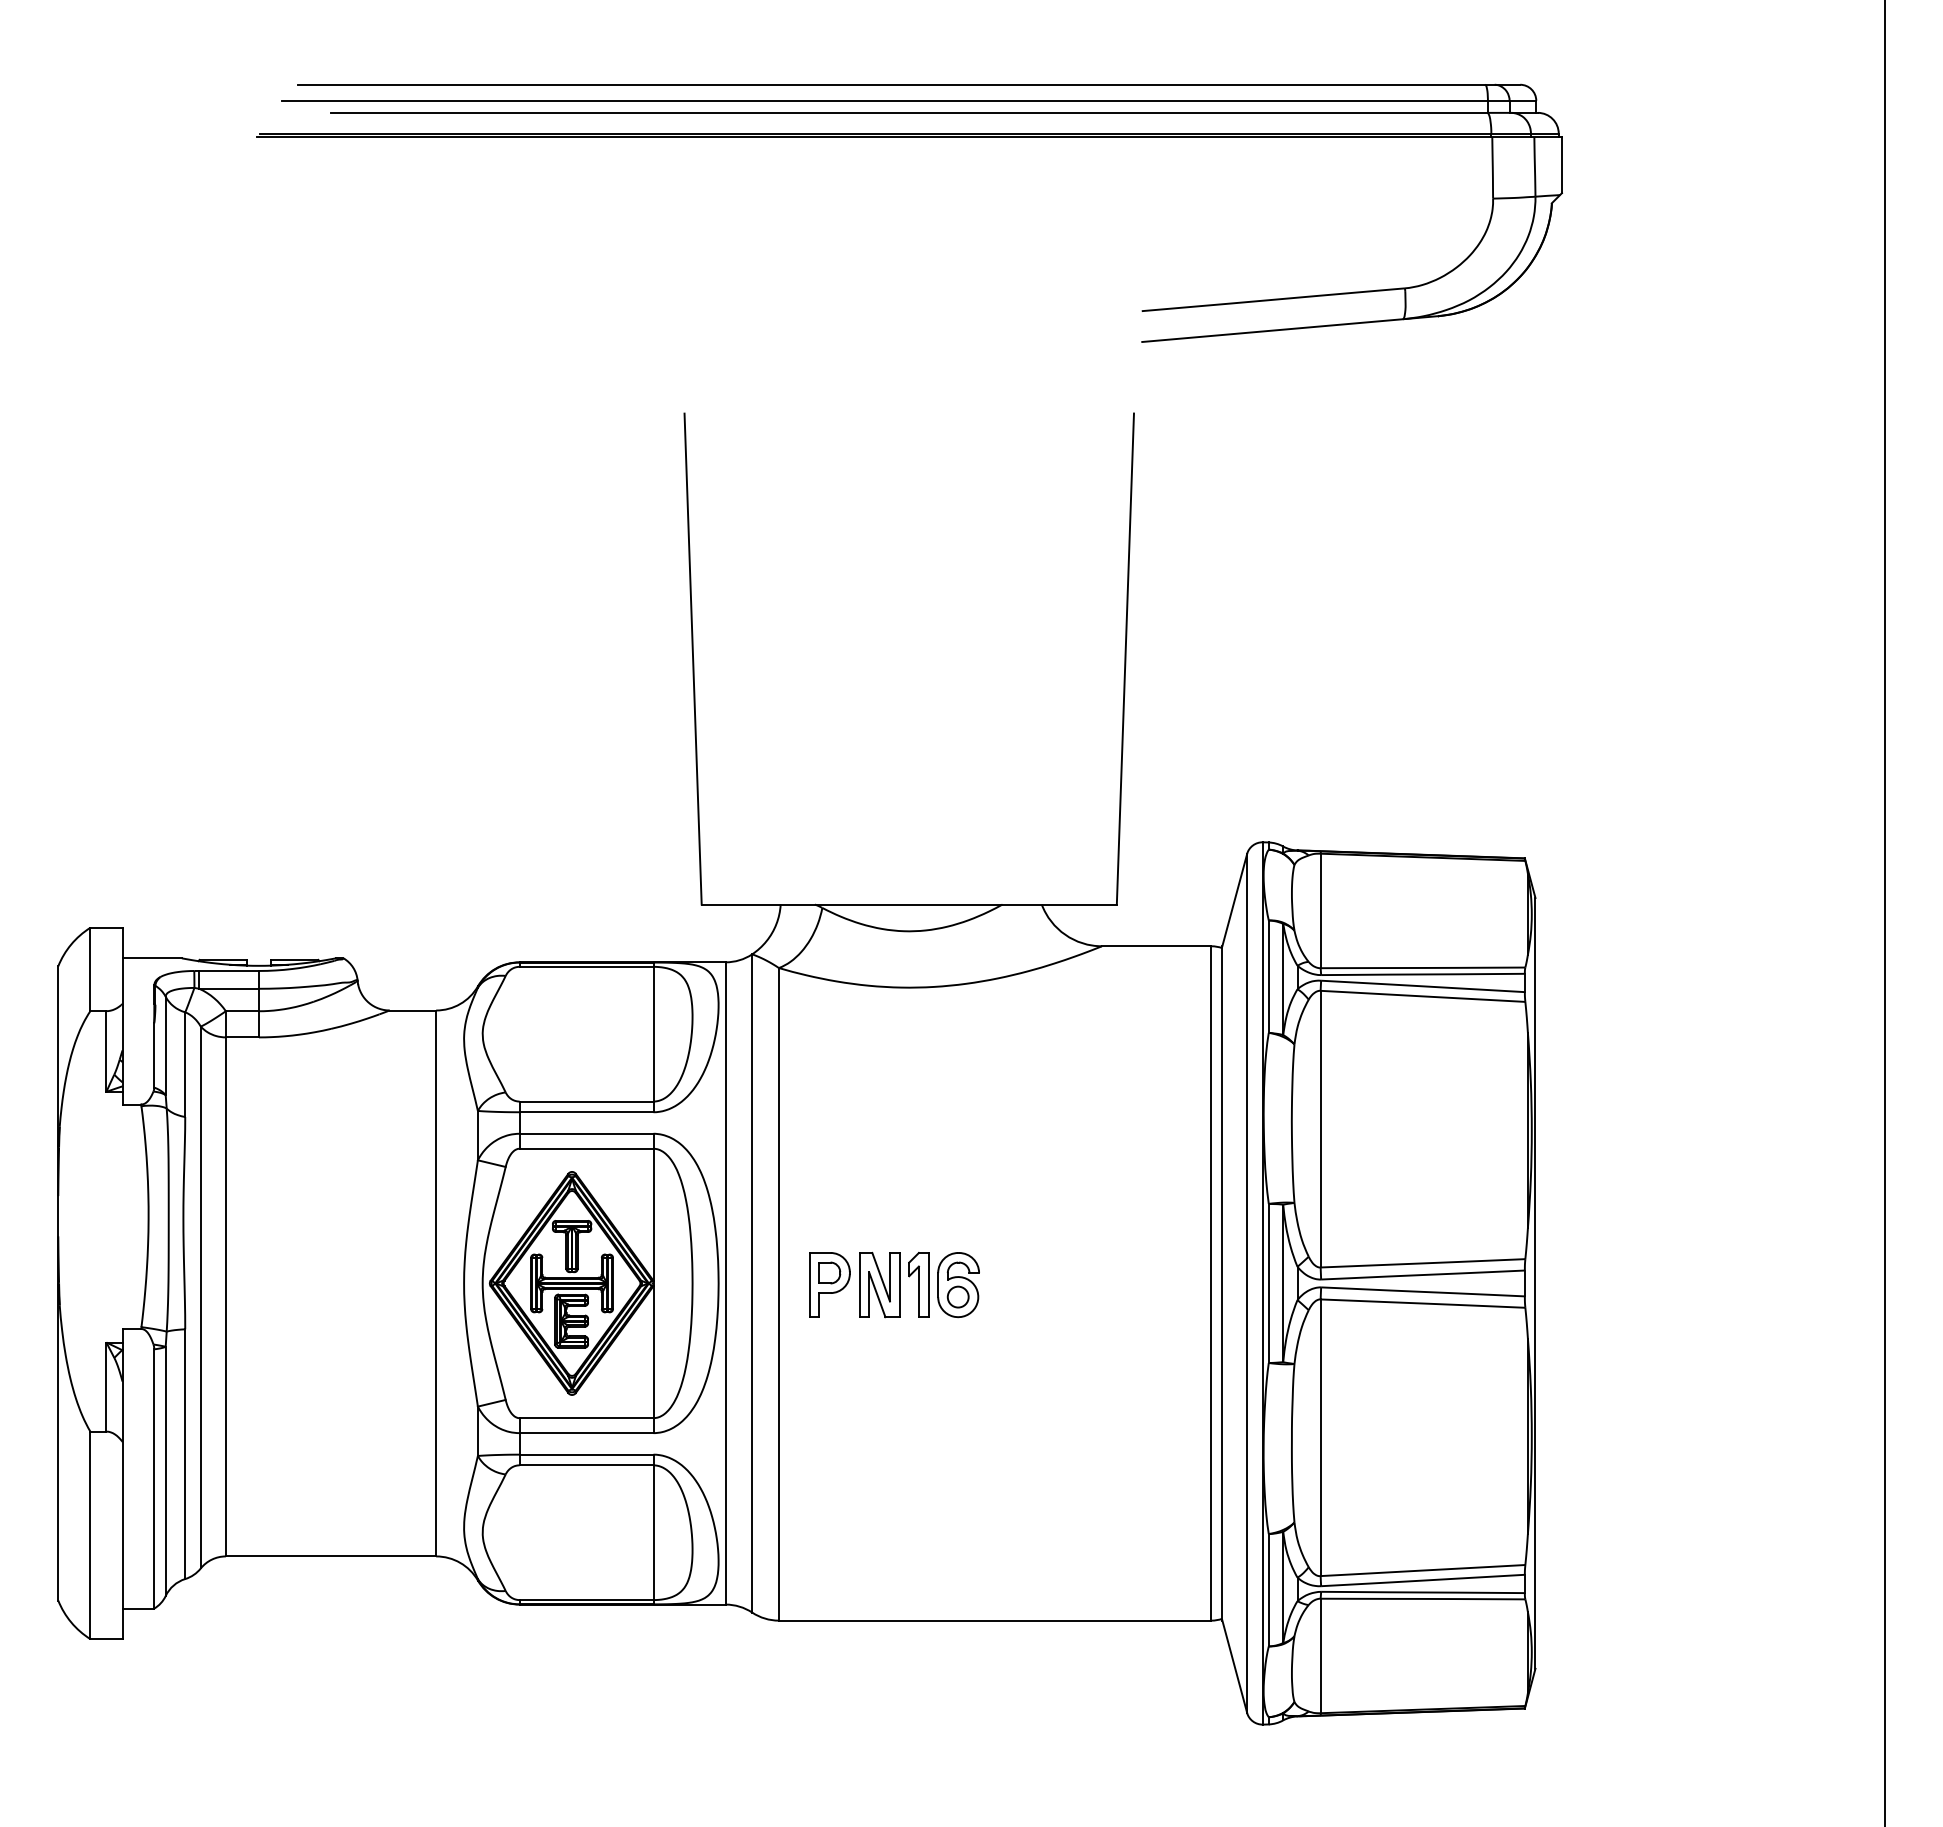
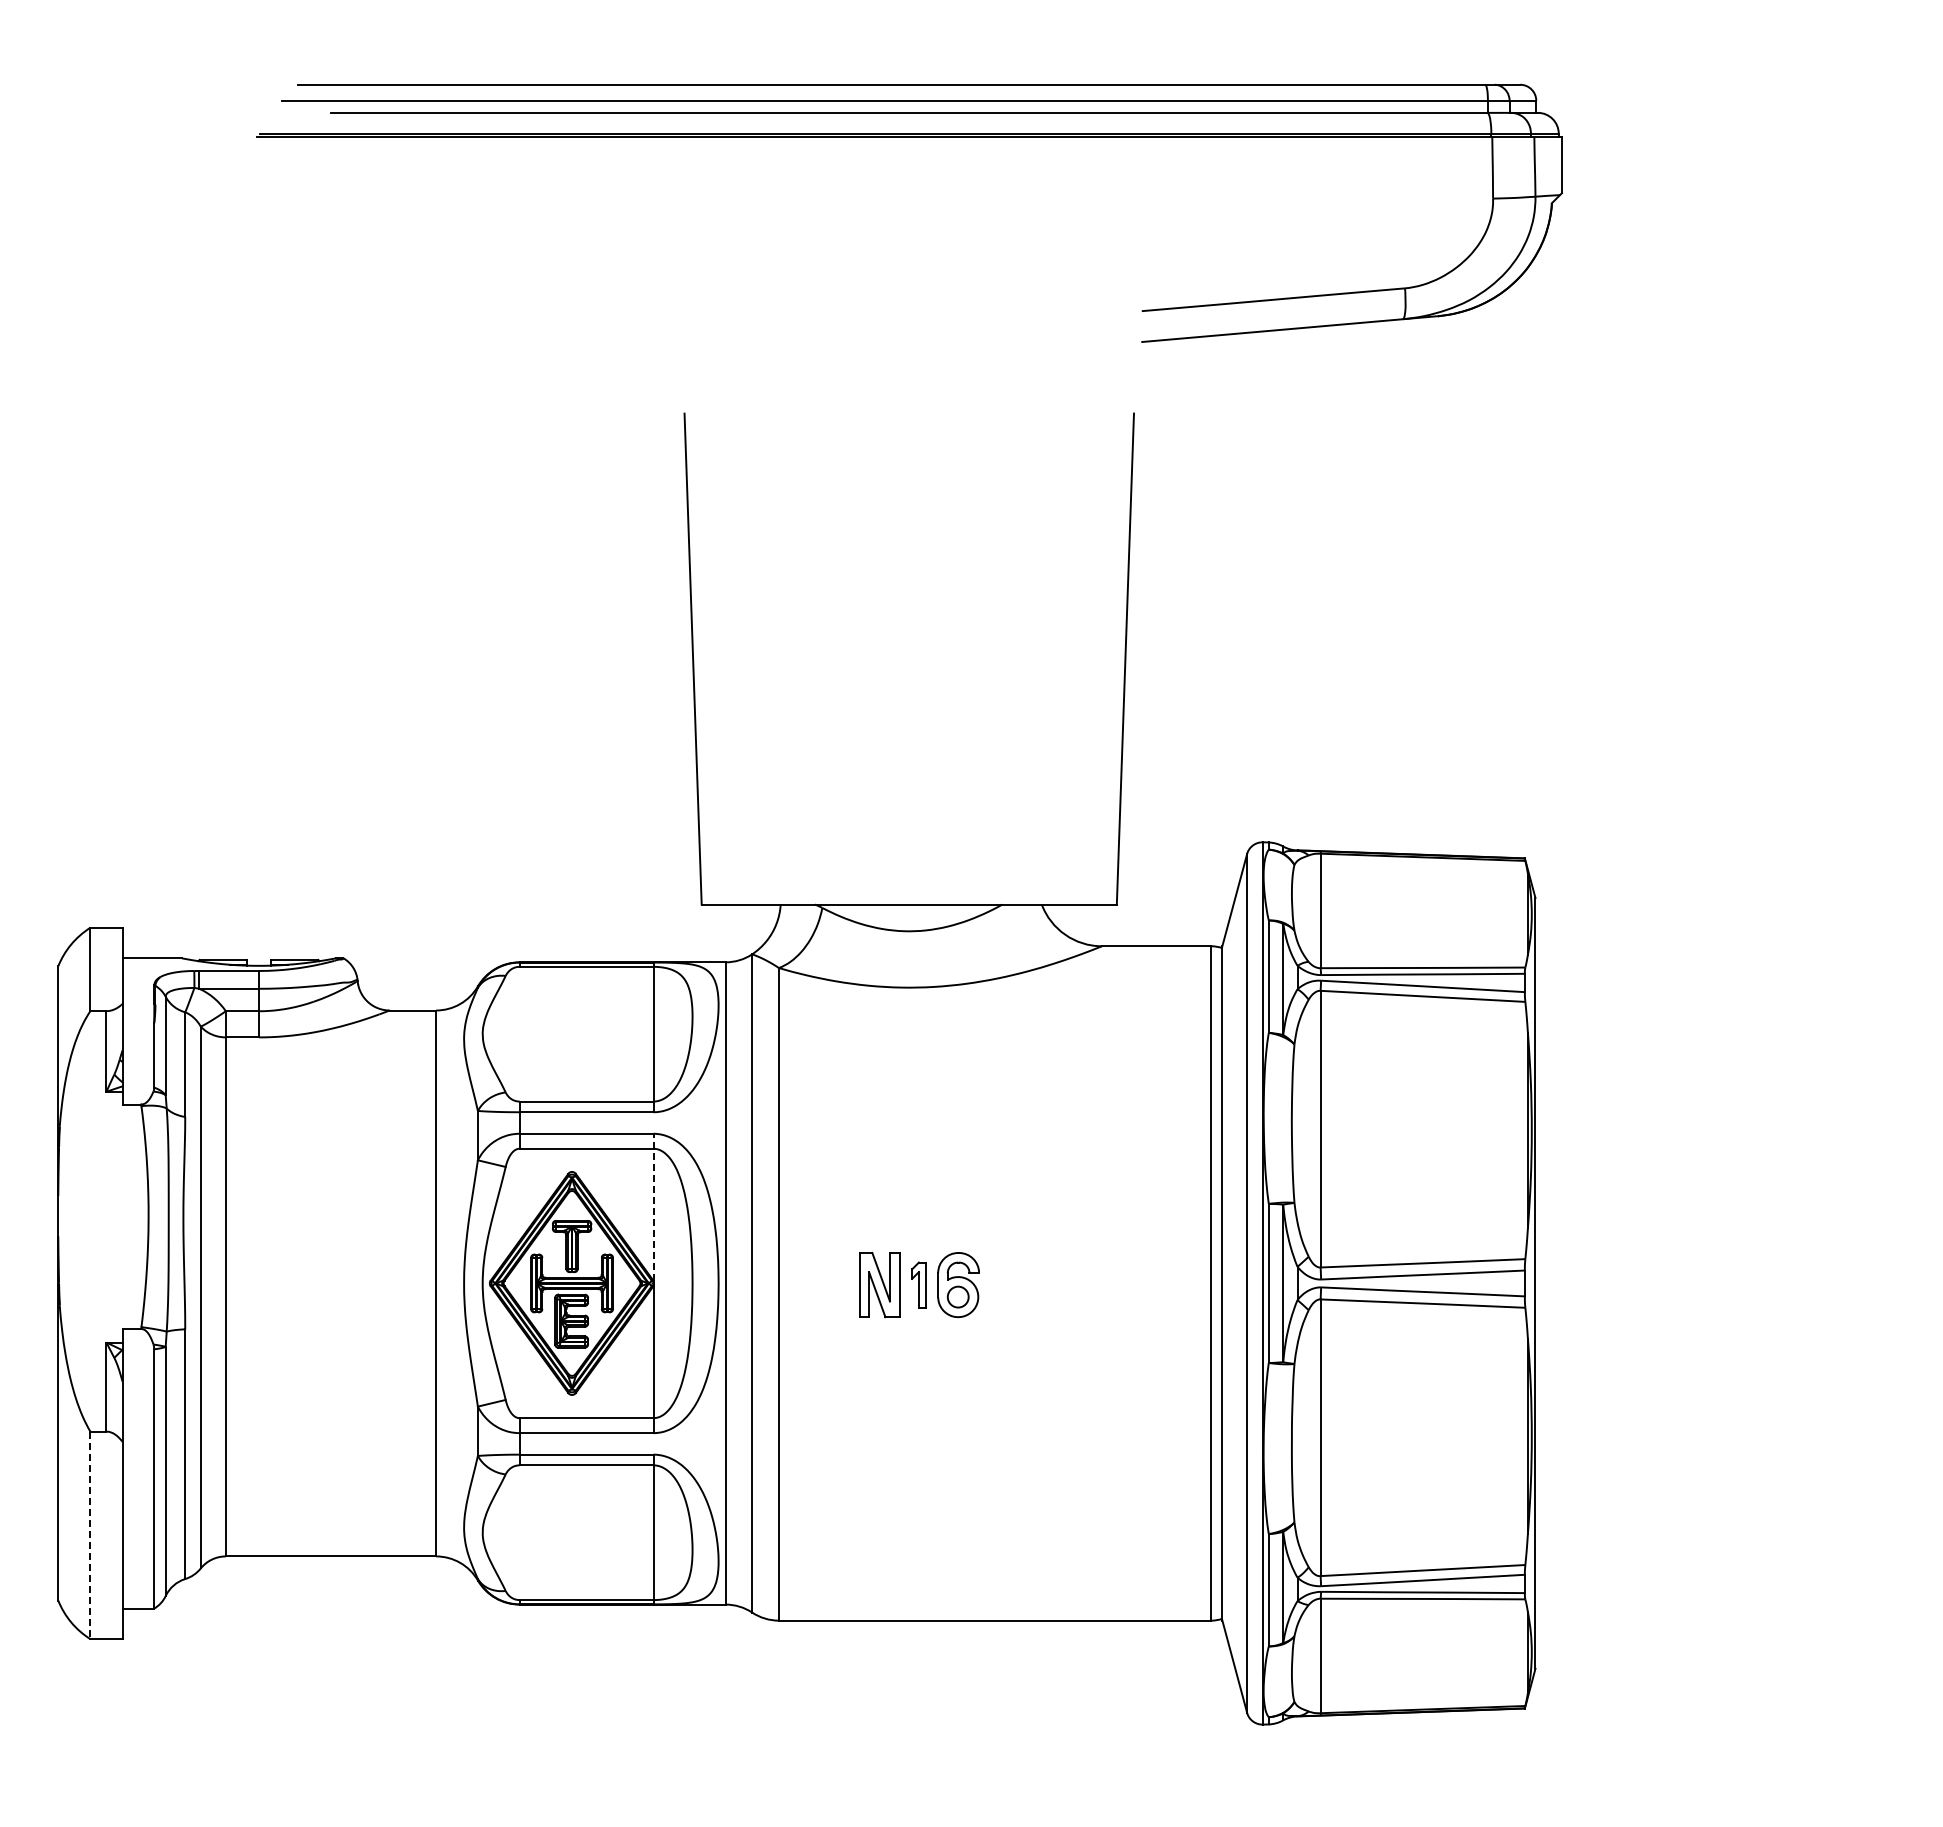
line: present -> none (1884, 912)
line: solid -> dashed (653, 1207)
part: present -> none (829, 1284)
part size: 22x66 px -> 16x48 px (918, 1284)
line: solid -> dashed (90, 1535)
